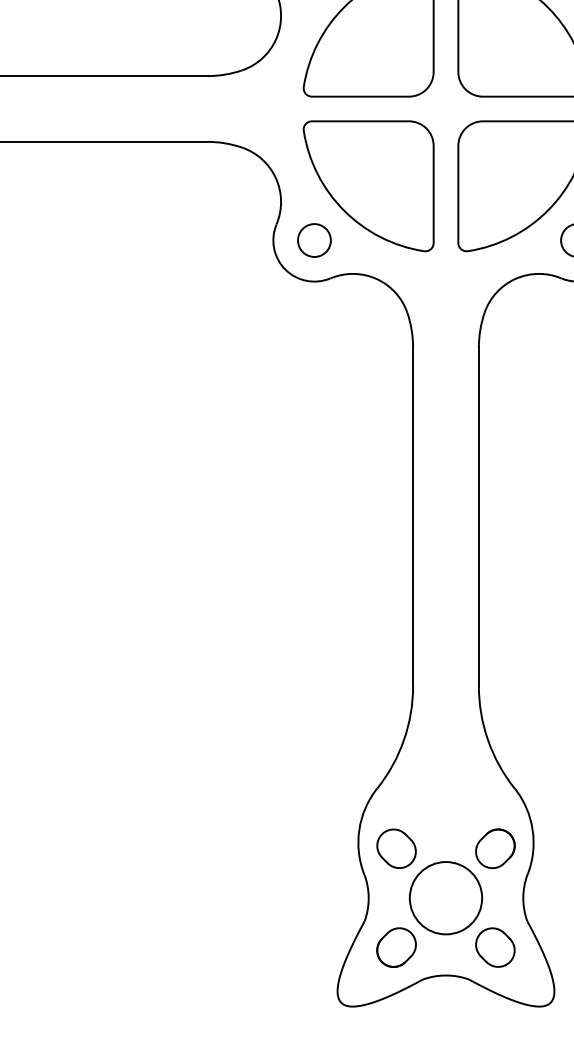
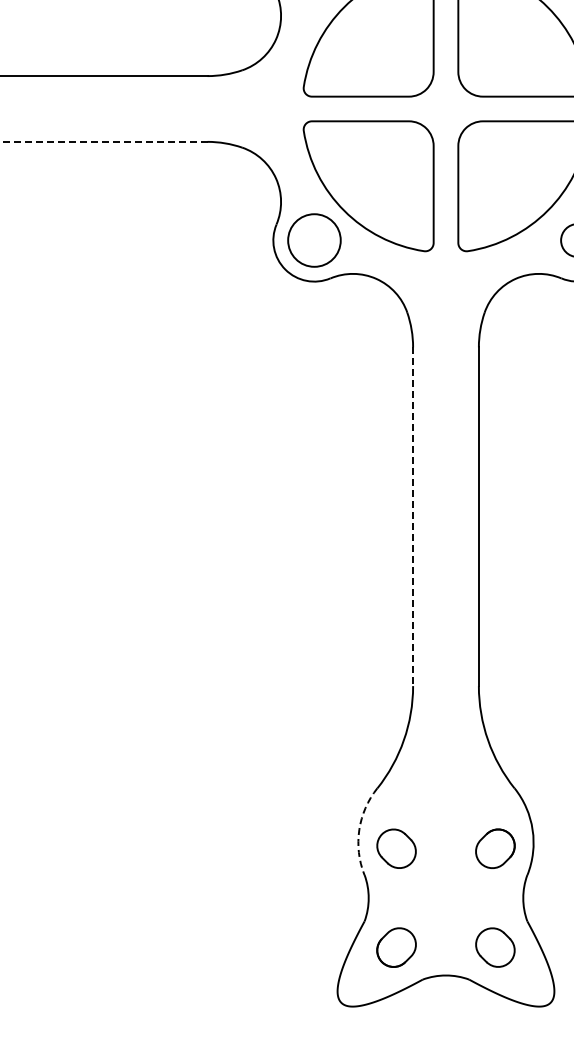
line: solid -> dashed (103, 141)
circle diameter: 33 px -> 53 px (314, 240)
line: solid -> dashed (413, 517)
arc: solid -> dashed (359, 829)
circle: present -> none (446, 898)
